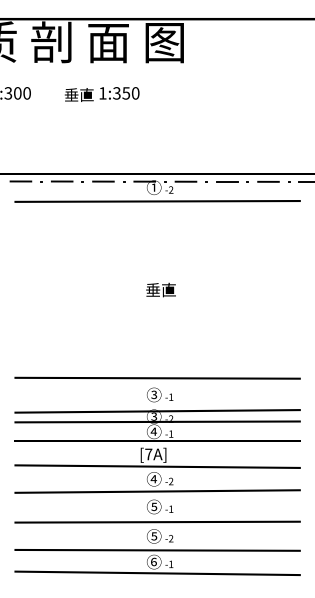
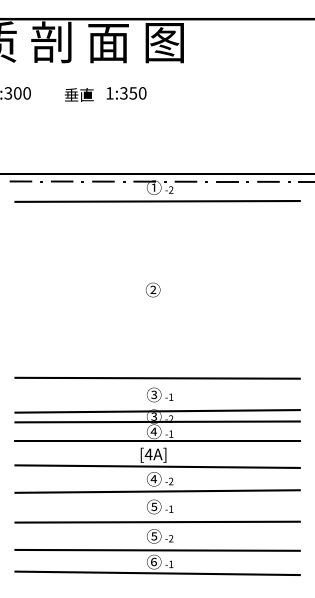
text position: (119, 93) -> (126, 93) (126, 93)
text: 垂直 -> ② (160, 289)
text: [7A] -> [4A] (148, 454)
